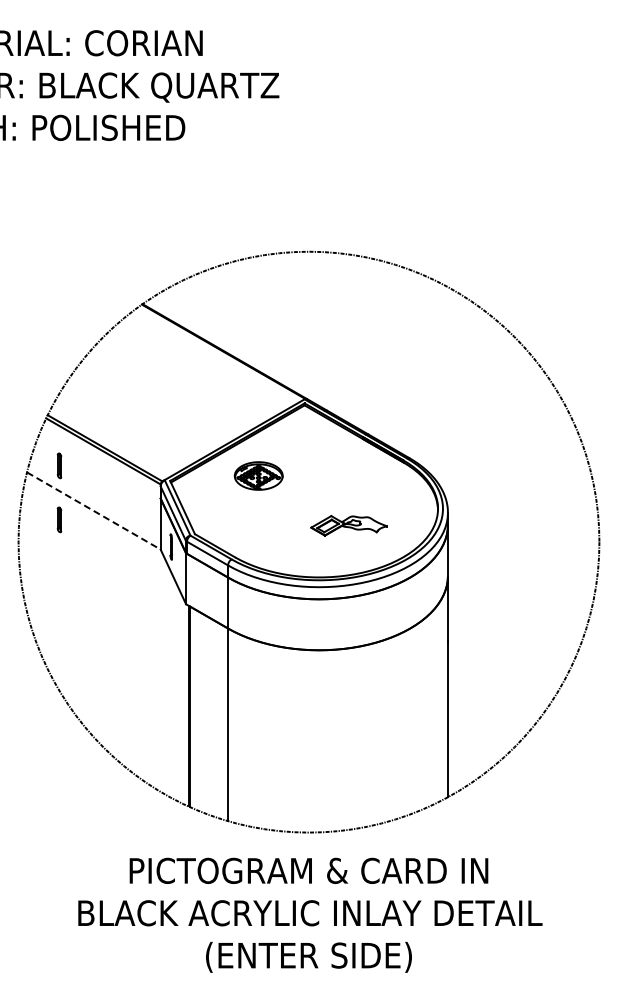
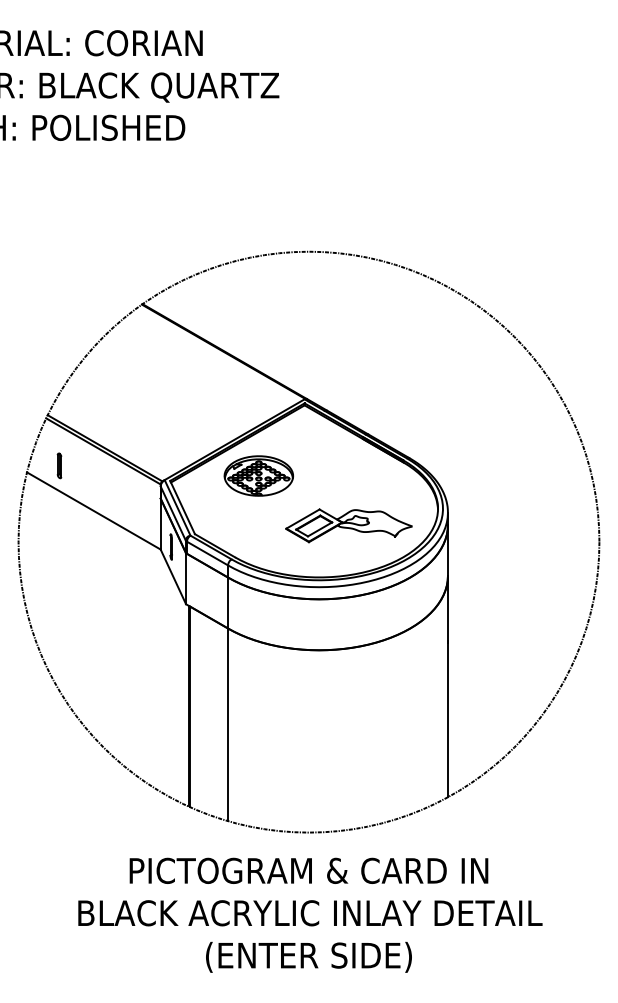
part size: 51x30 px -> 71x42 px (258, 475)
line: dashed -> solid (94, 511)
part: present -> none (59, 519)
part size: 78x22 px -> 128x36 px (348, 525)
